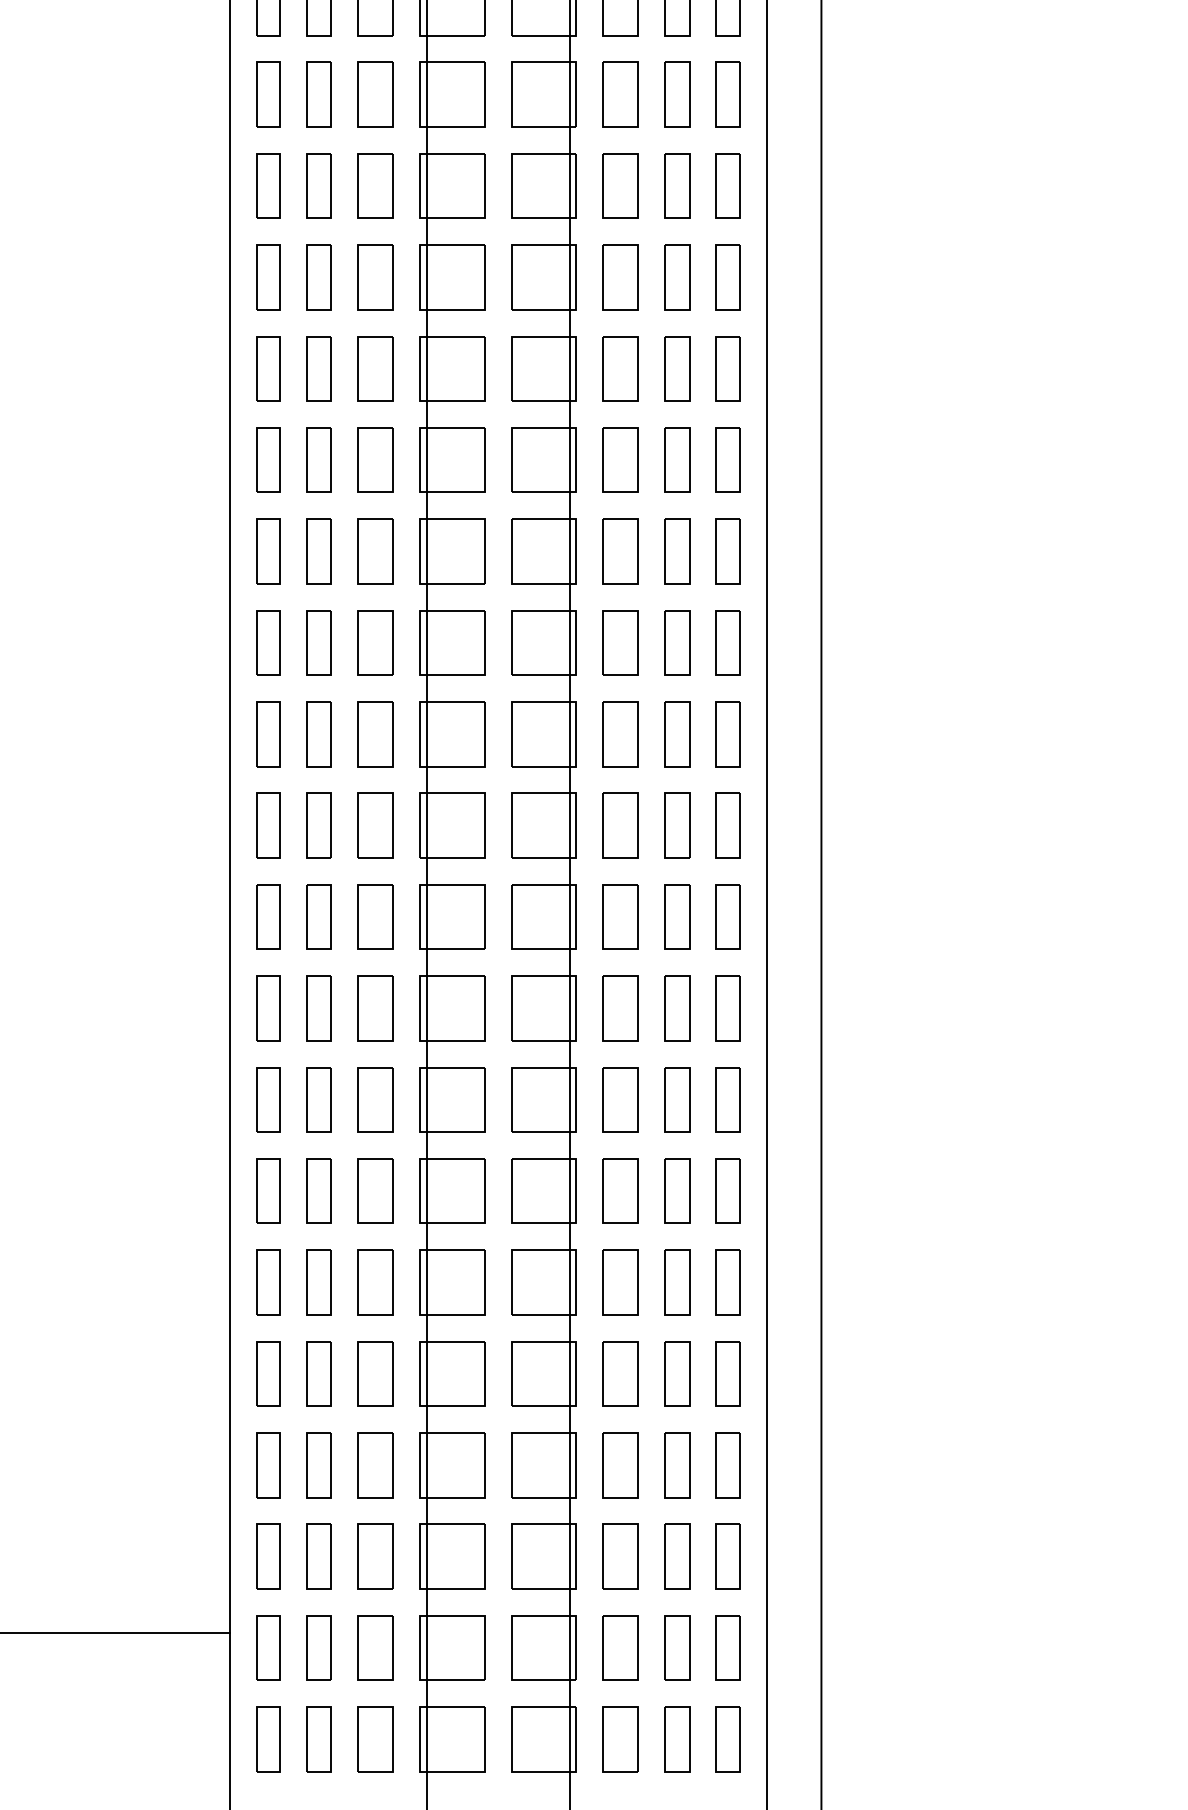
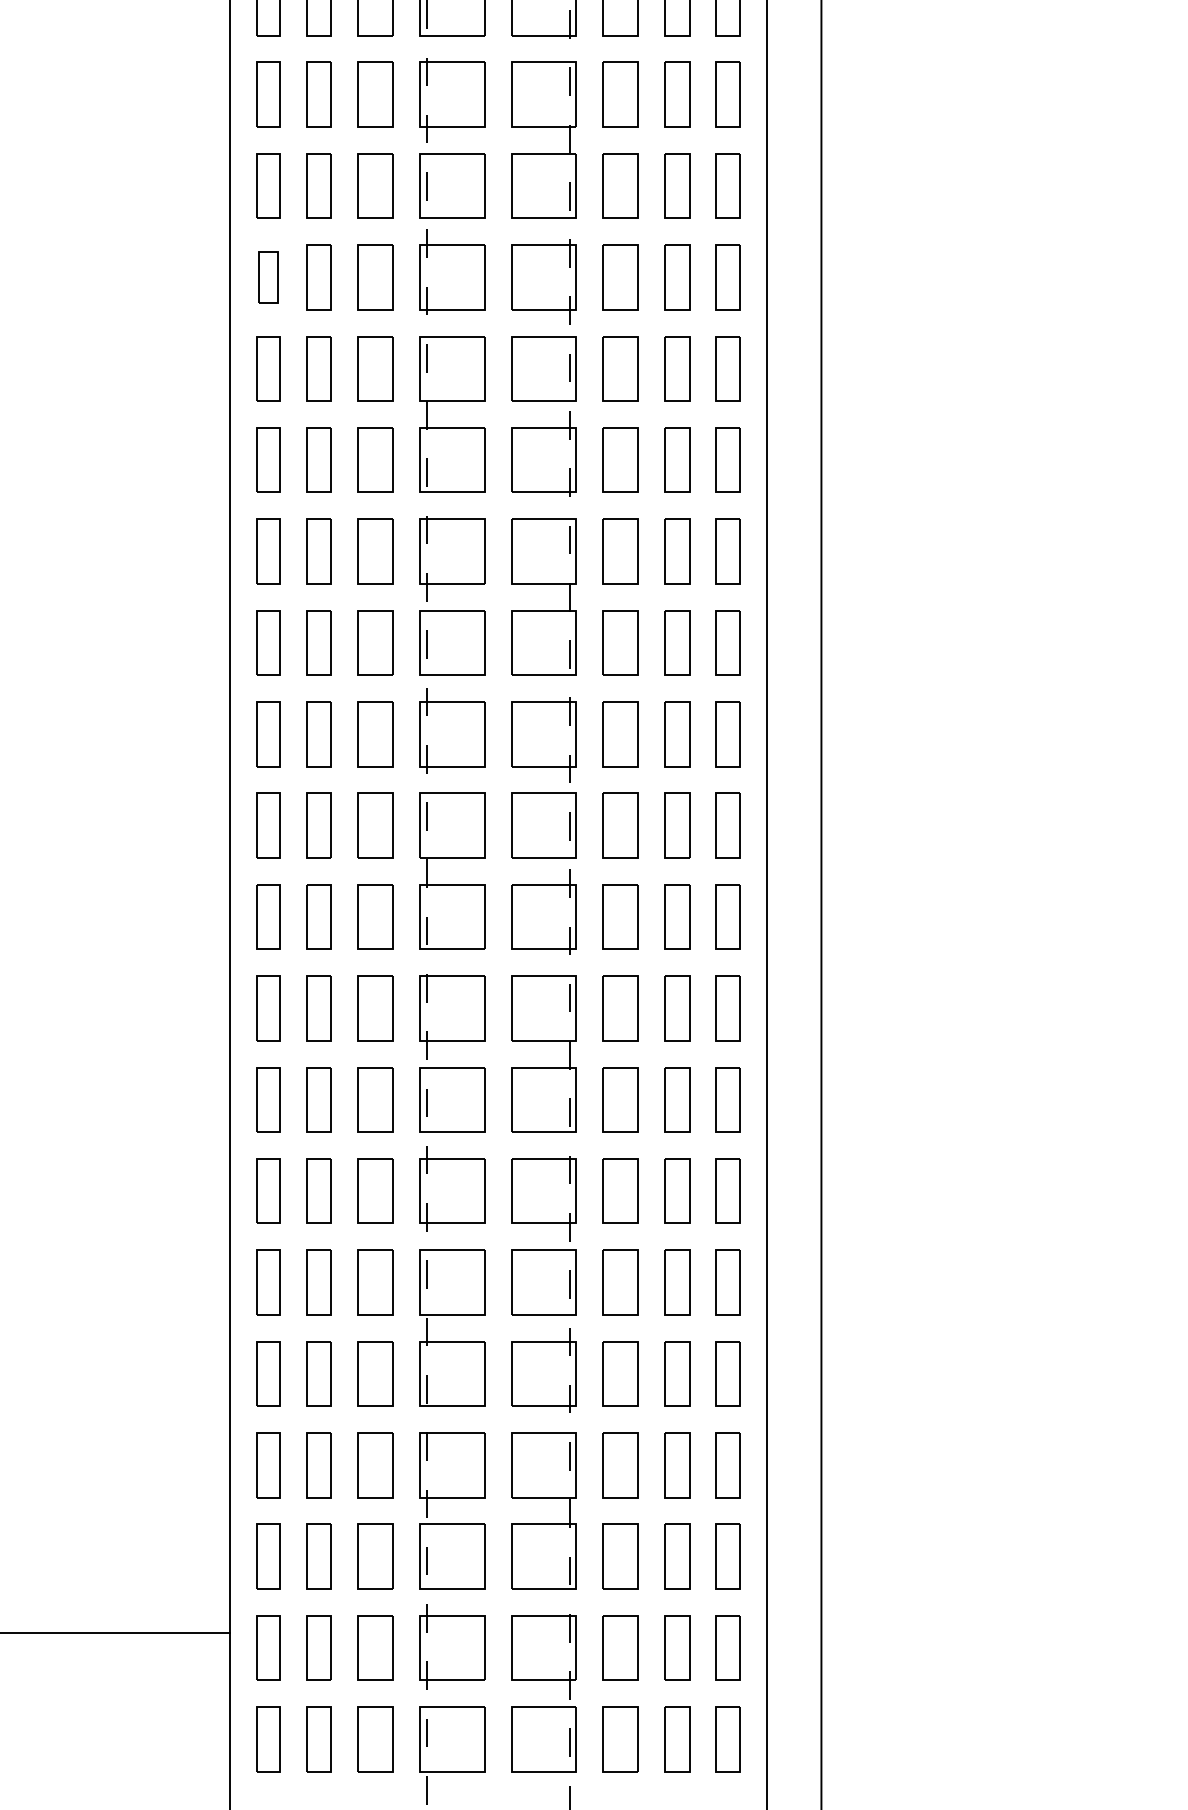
part size: 25x67 px -> 21x53 px (268, 277)
line: solid -> dashed (426, 904)
line: solid -> dashed (569, 904)
